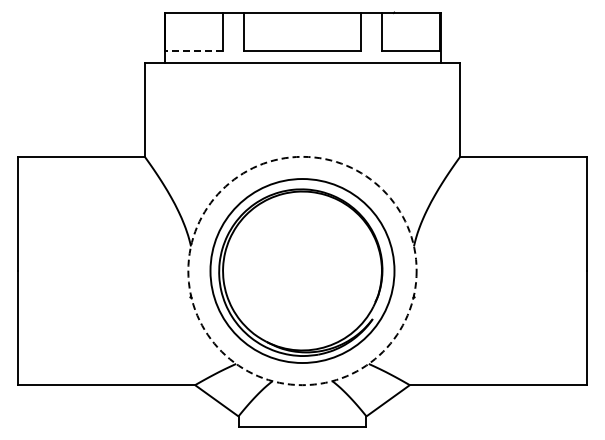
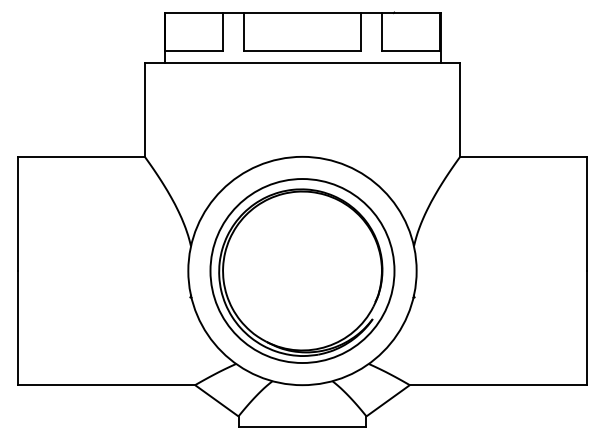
line: dashed -> solid (193, 50)
circle: dashed -> solid (302, 270)
